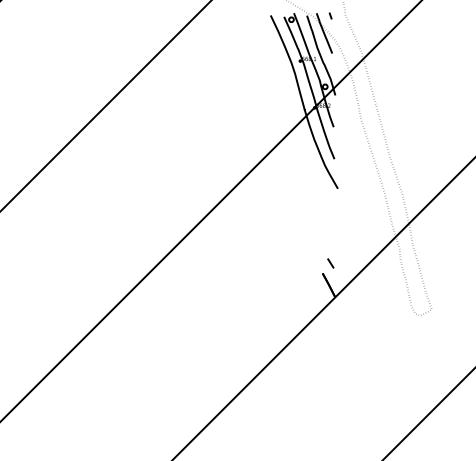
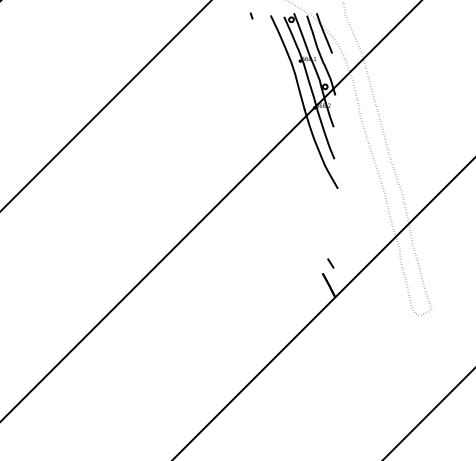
line position: (330, 15) -> (251, 15) (251, 15)
